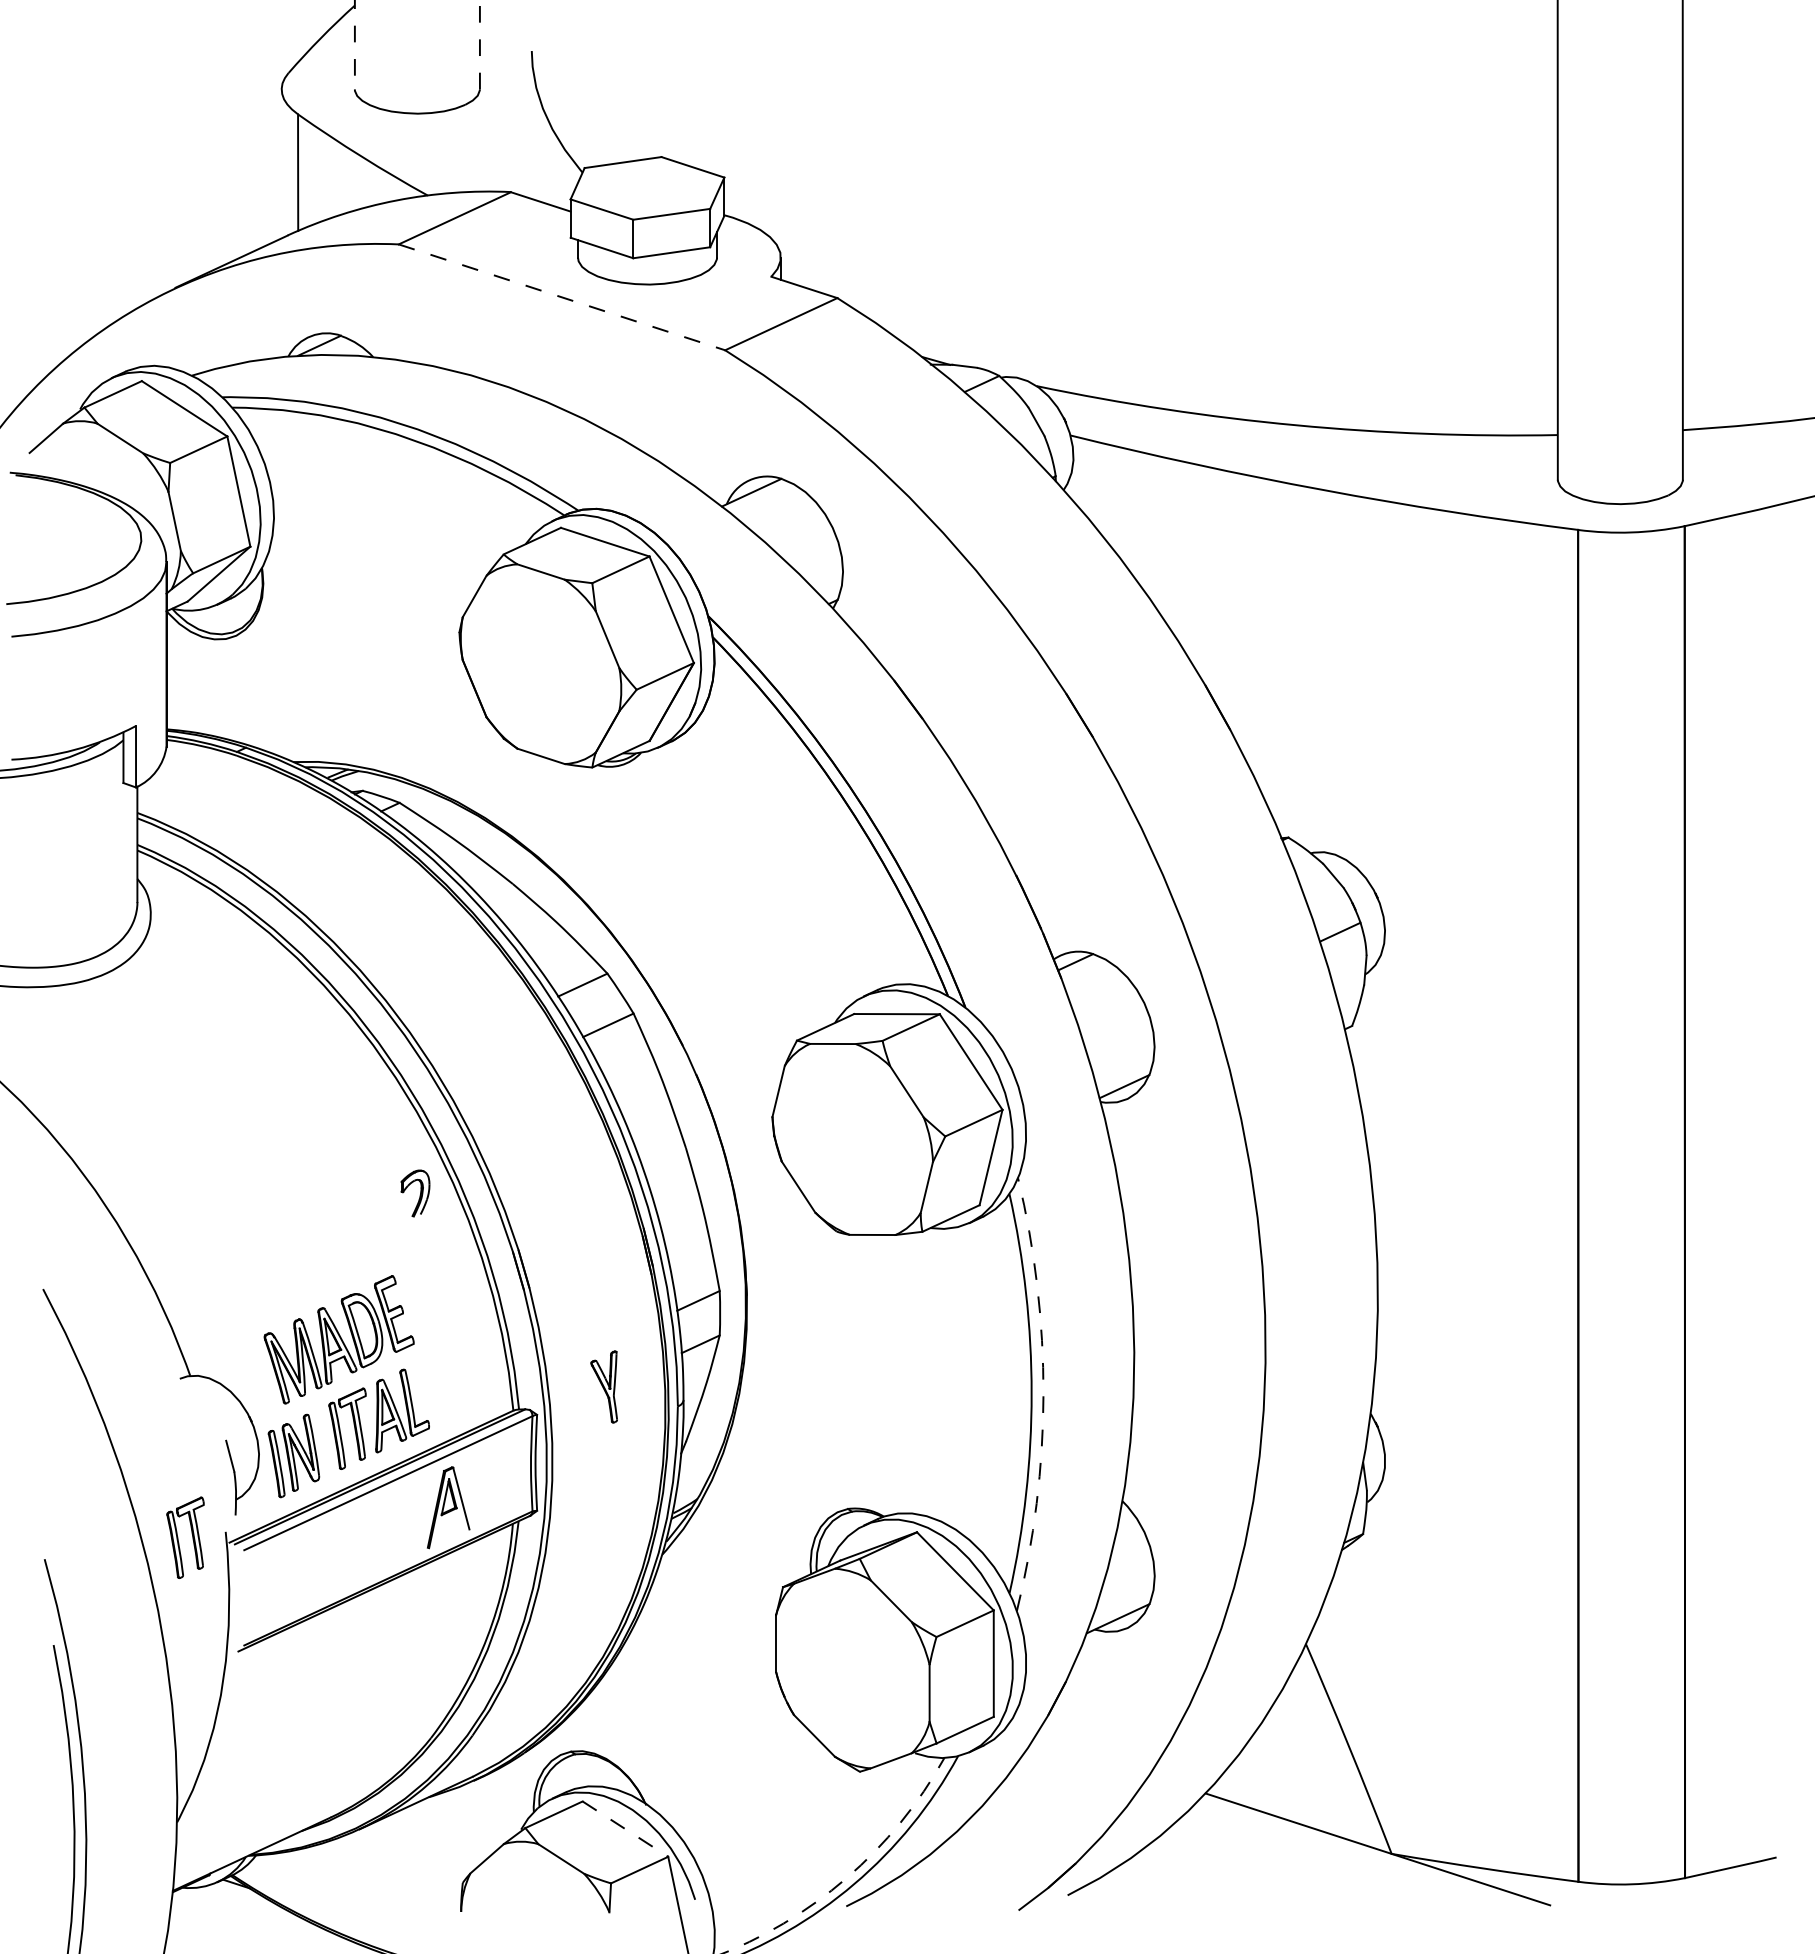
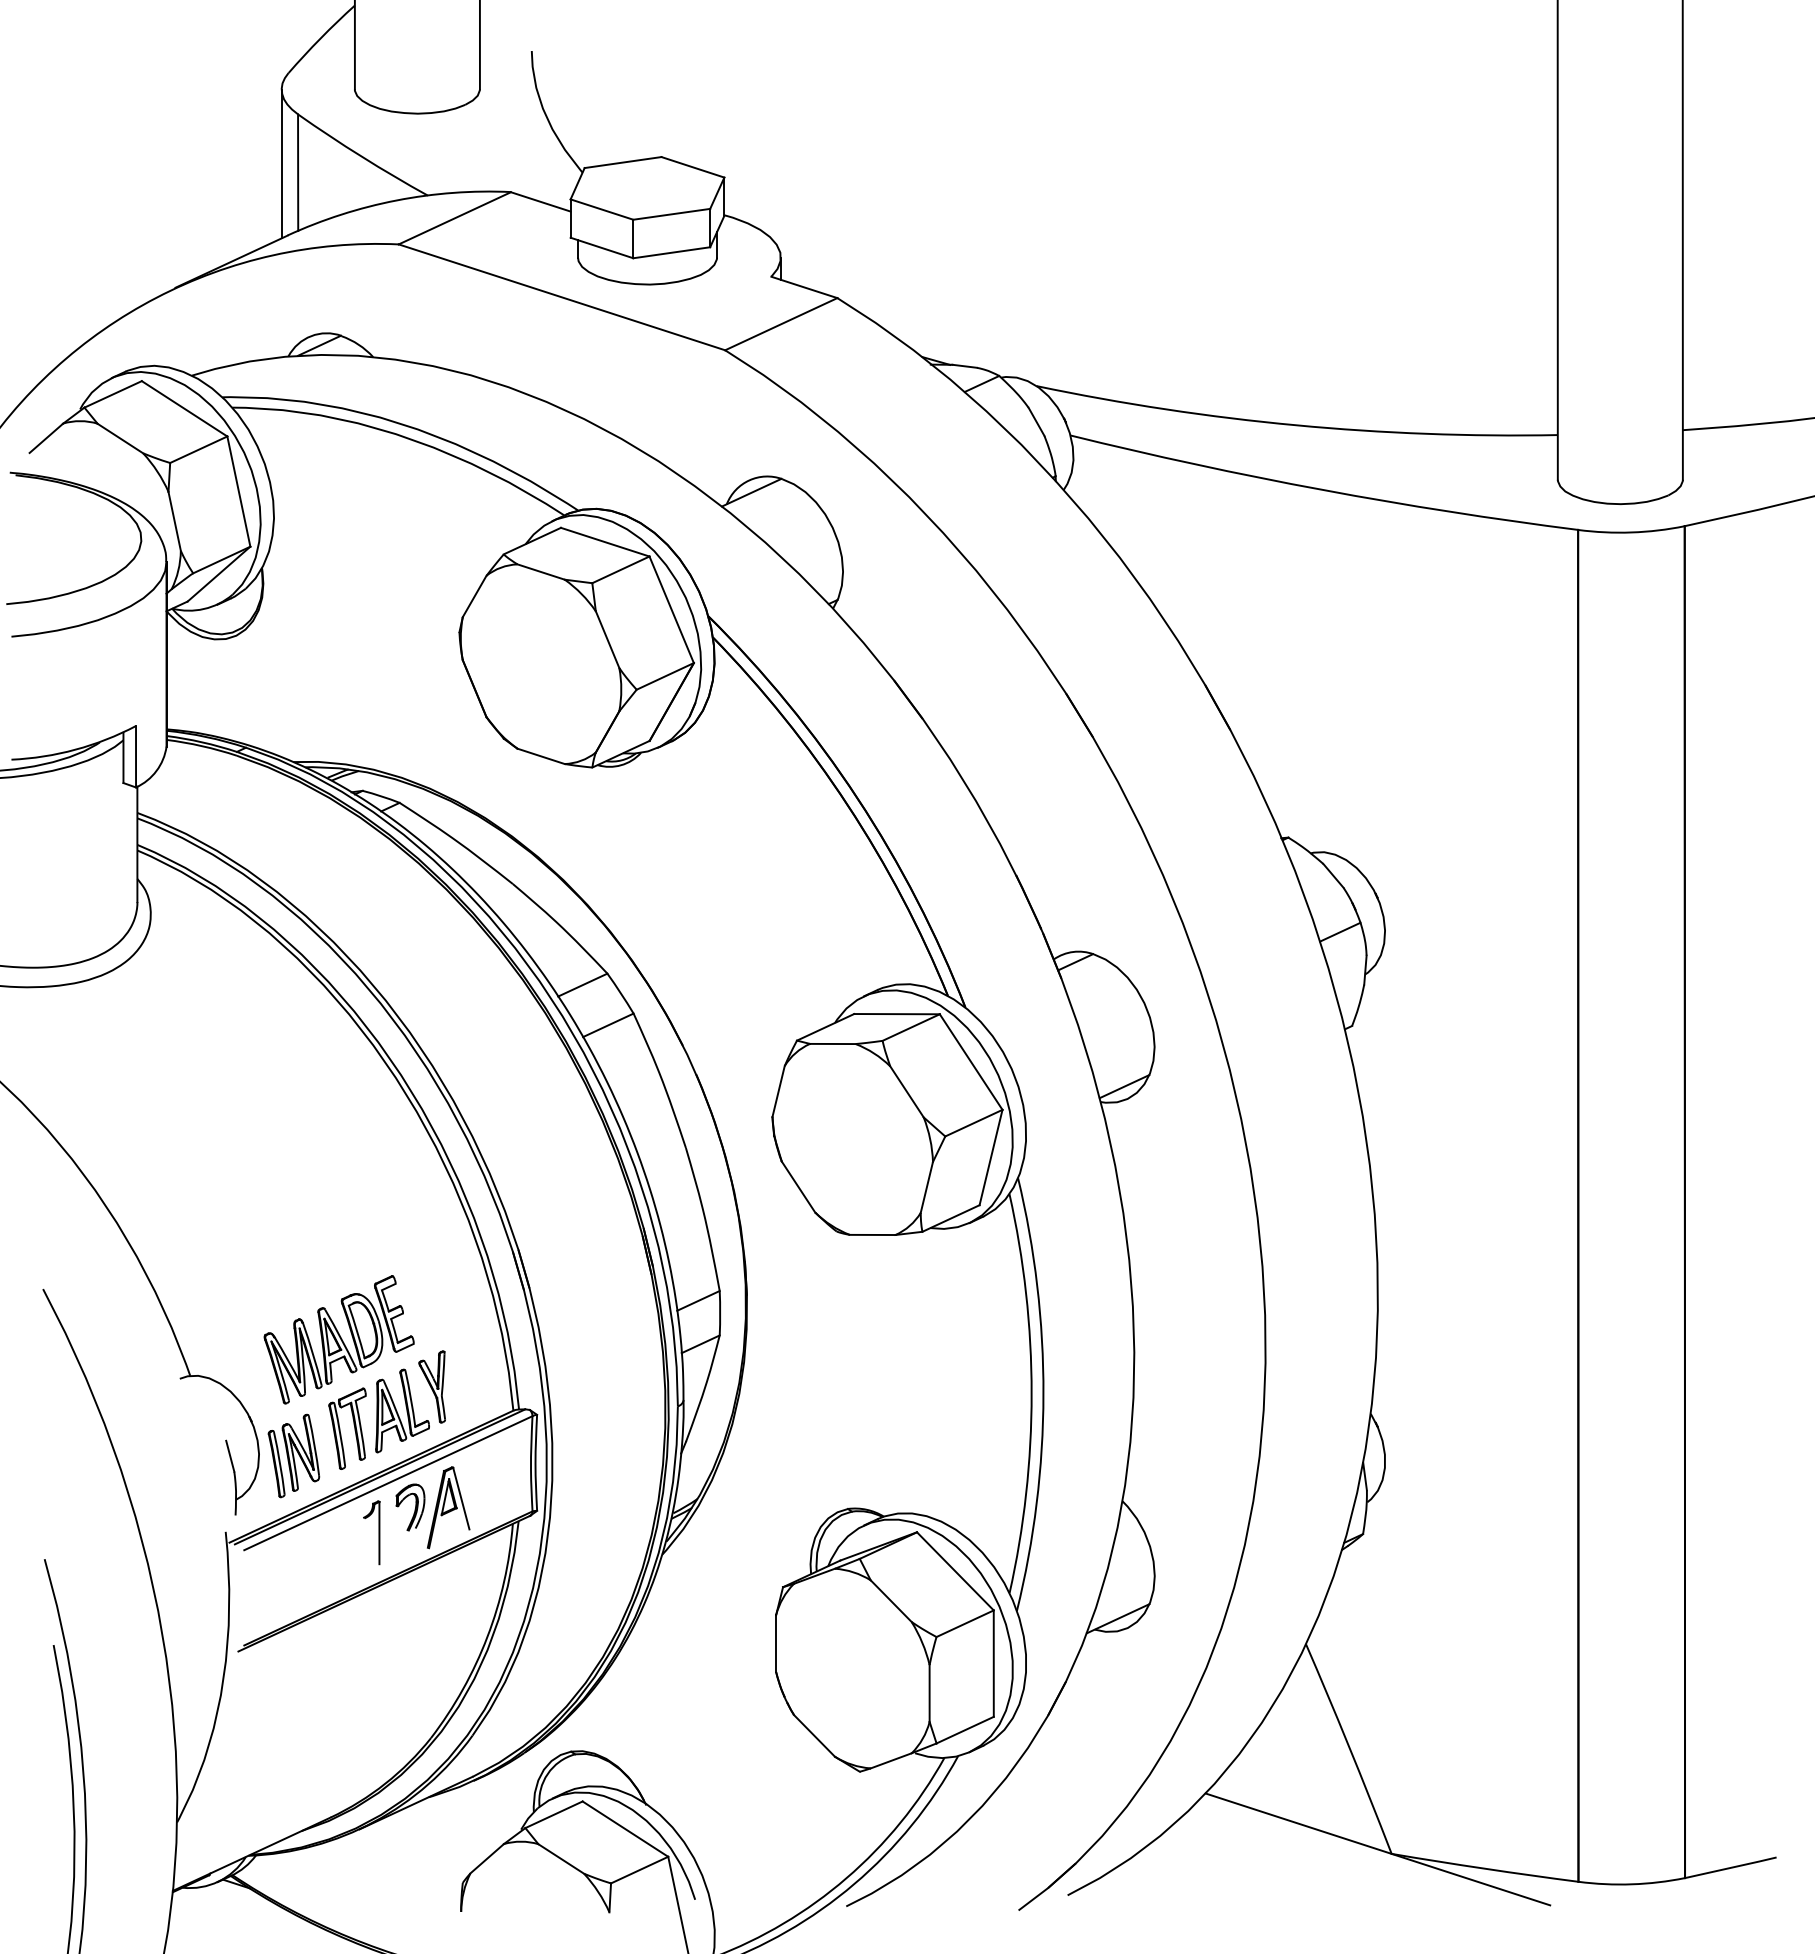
line: dashed -> solid (479, 44)
line: dashed -> solid (354, 45)
line: none -> present (281, 163)
line: dashed -> solid (561, 297)
part position: (415, 1193) -> (410, 1507) (410, 1507)
part position: (603, 1386) -> (431, 1386) (431, 1386)
arc: dashed -> solid (1043, 1394)
part: none -> present (378, 1532)
part: present -> none (178, 1537)
line: dashed -> solid (625, 1829)
arc: dashed -> solid (850, 1875)
